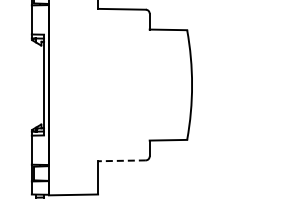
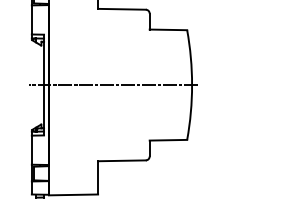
line: none -> present (112, 85)
line: dashed -> solid (121, 160)
